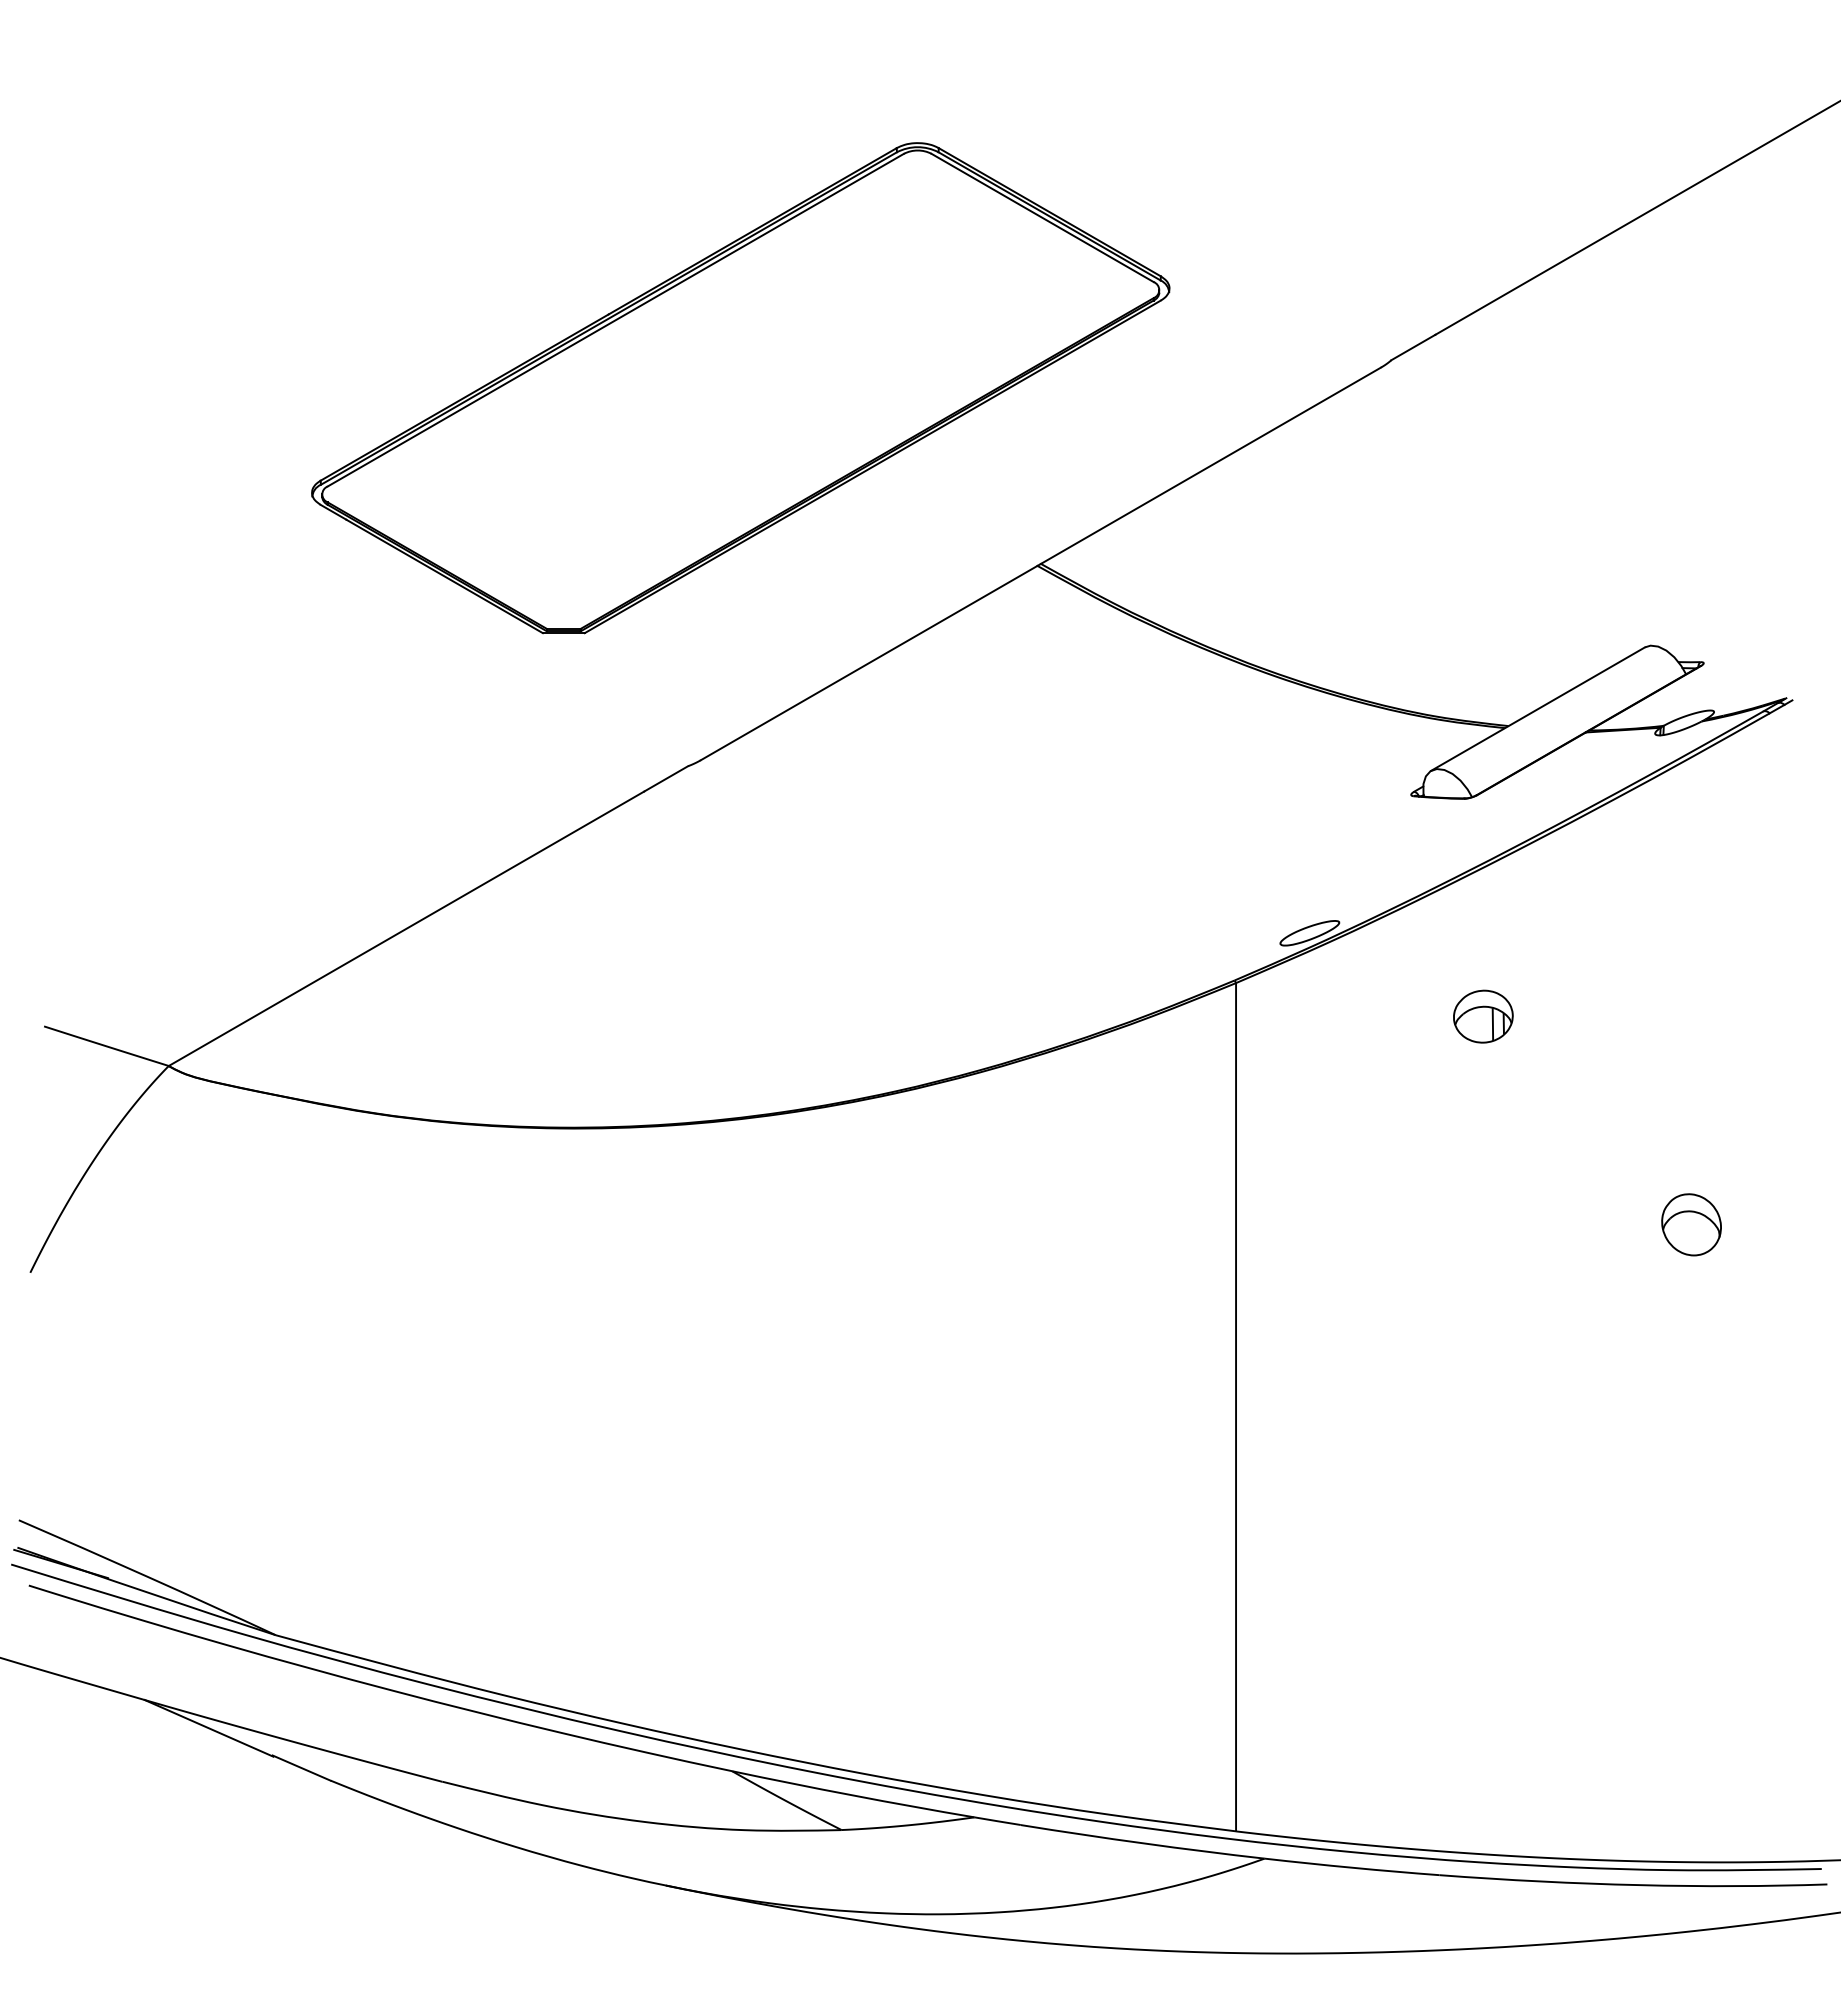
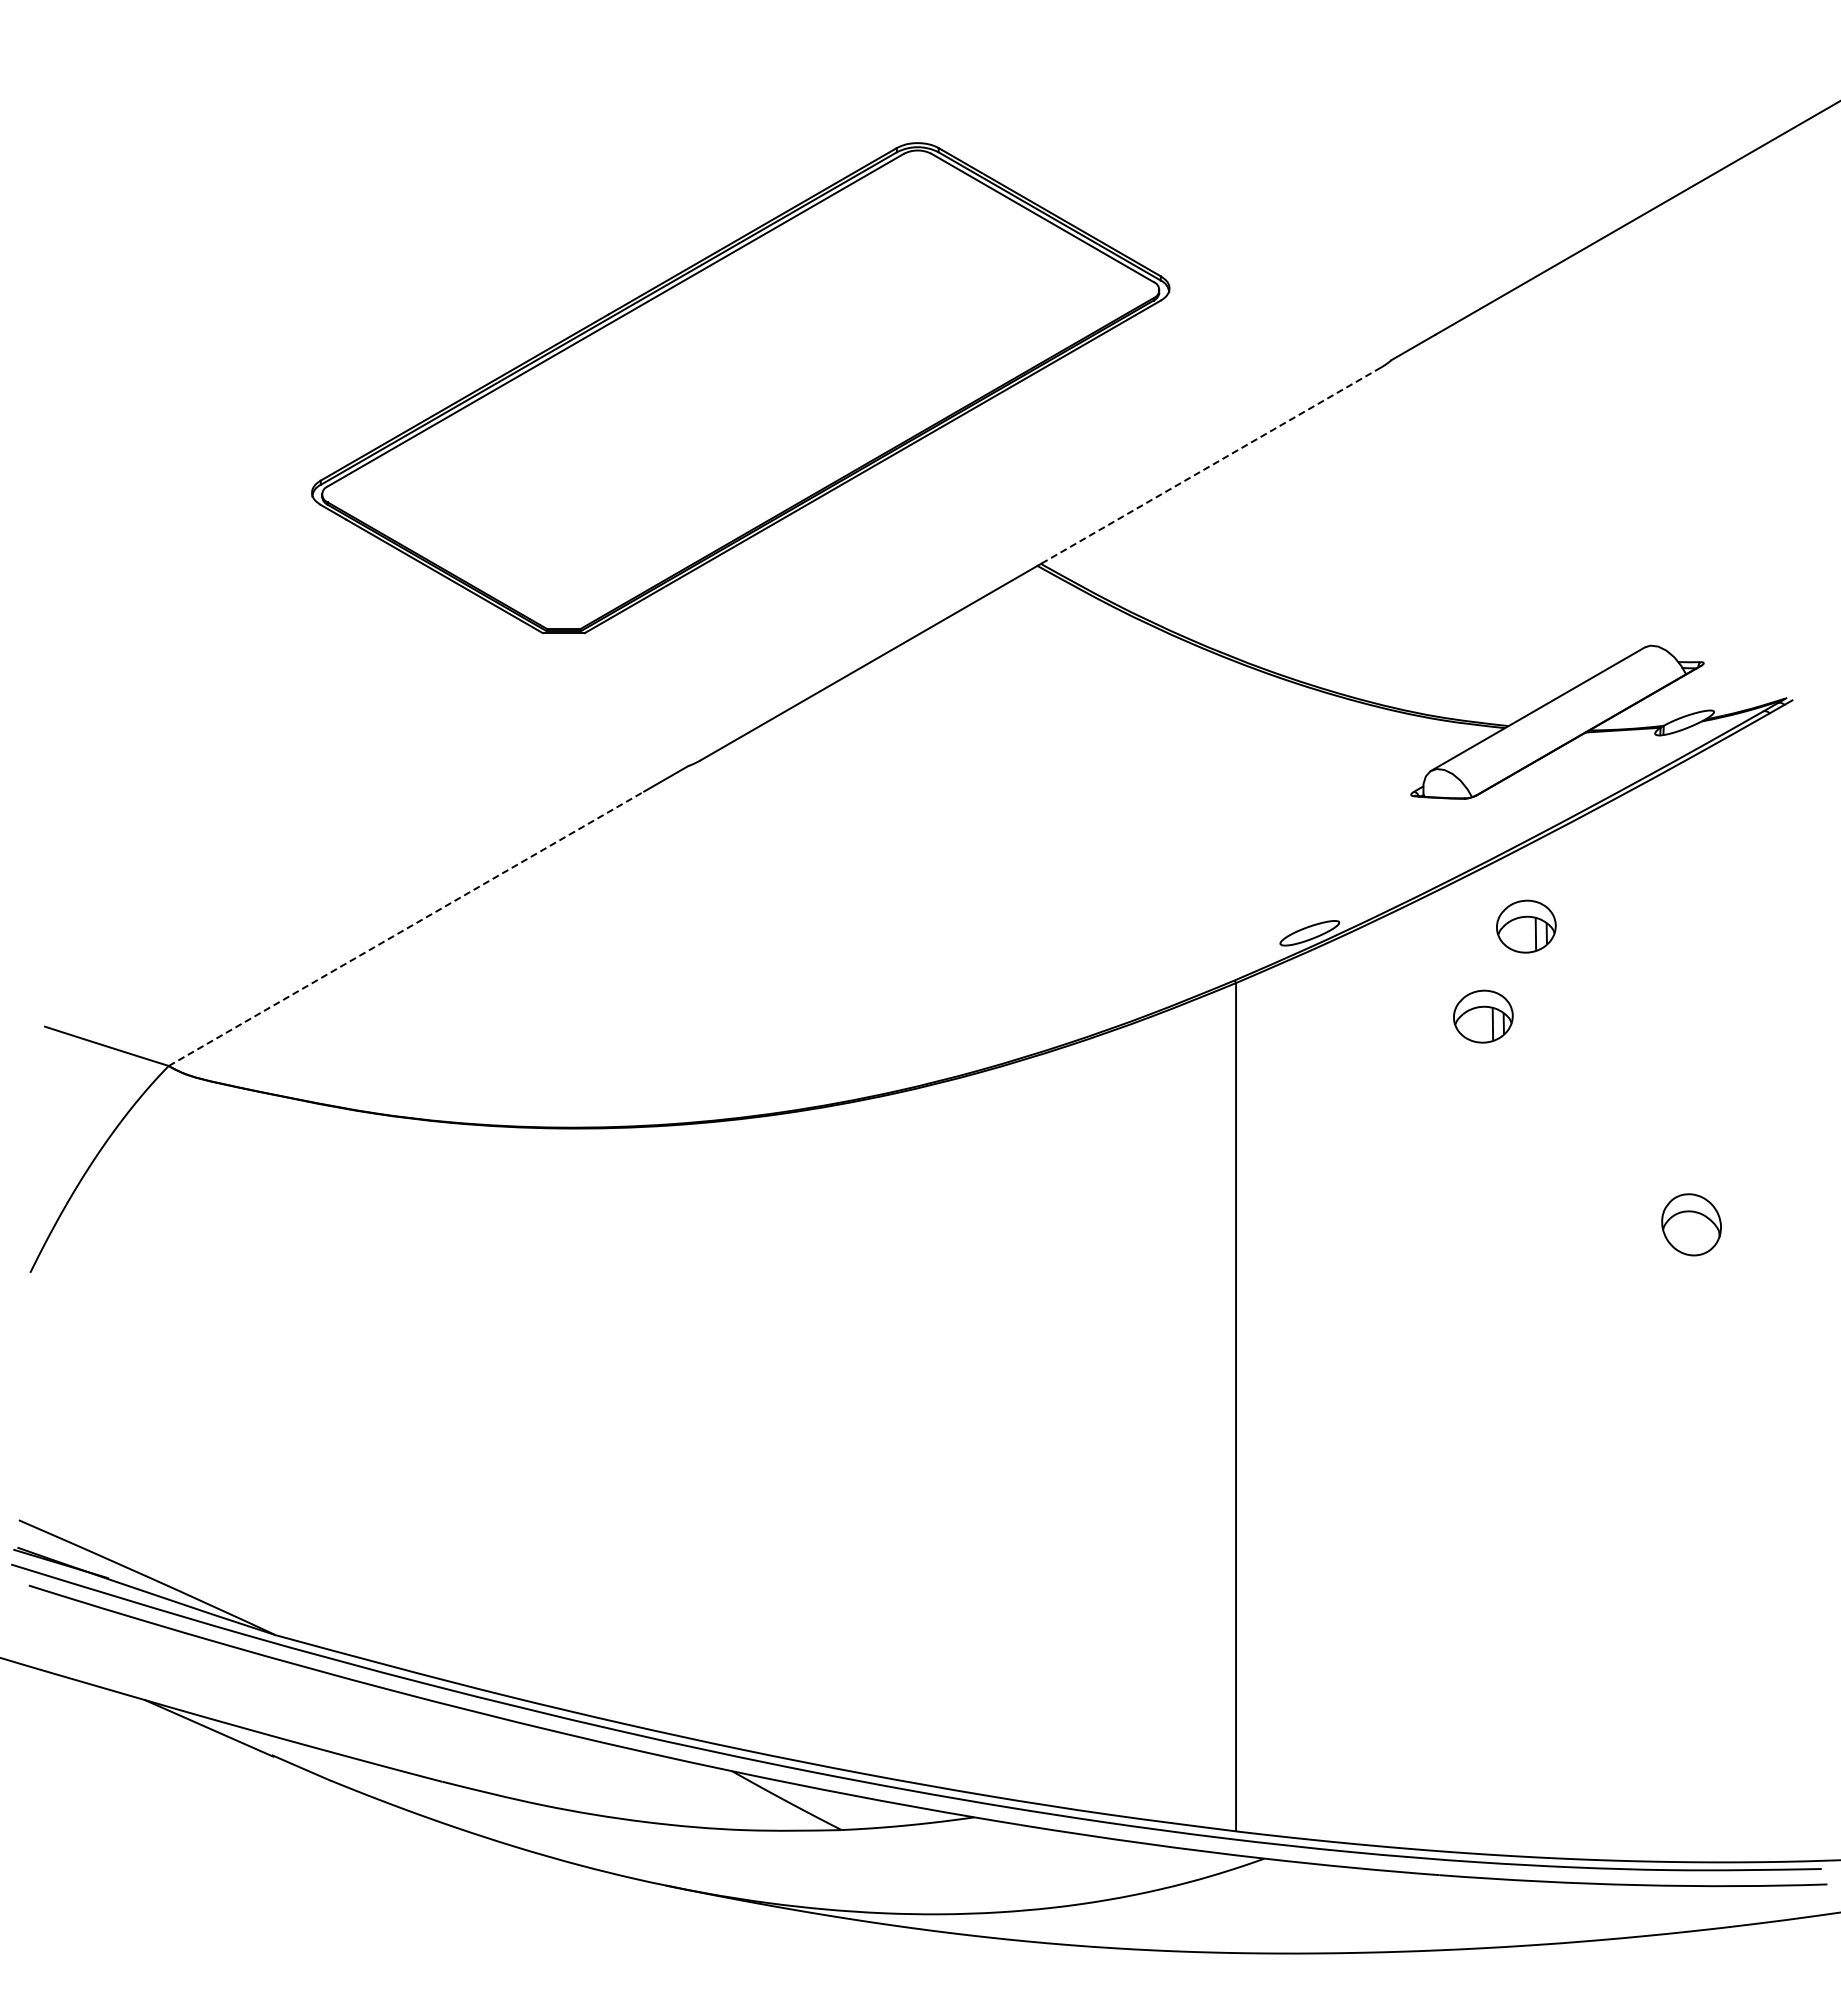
line: solid -> dashed (1210, 466)
part: none -> present (1526, 926)
line: solid -> dashed (406, 928)
